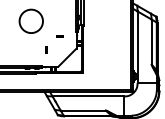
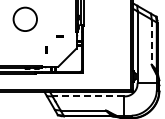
circle position: (30, 20) -> (24, 18) (24, 18)
line: solid -> dashed (151, 42)
line: solid -> dashed (88, 96)
